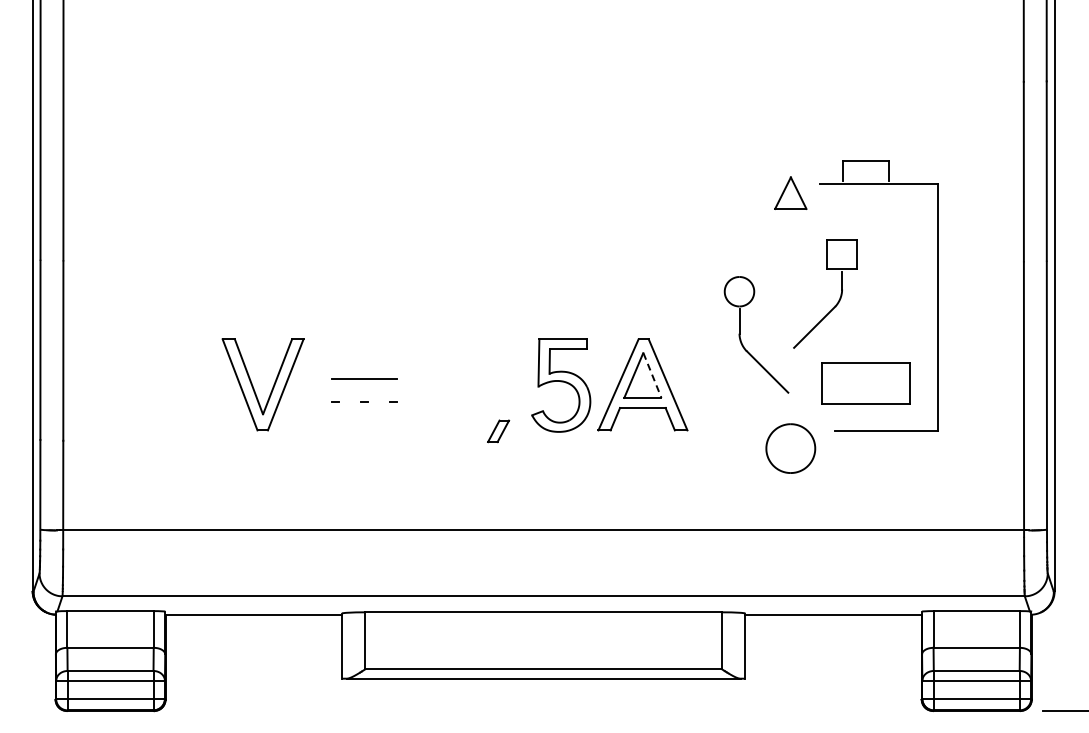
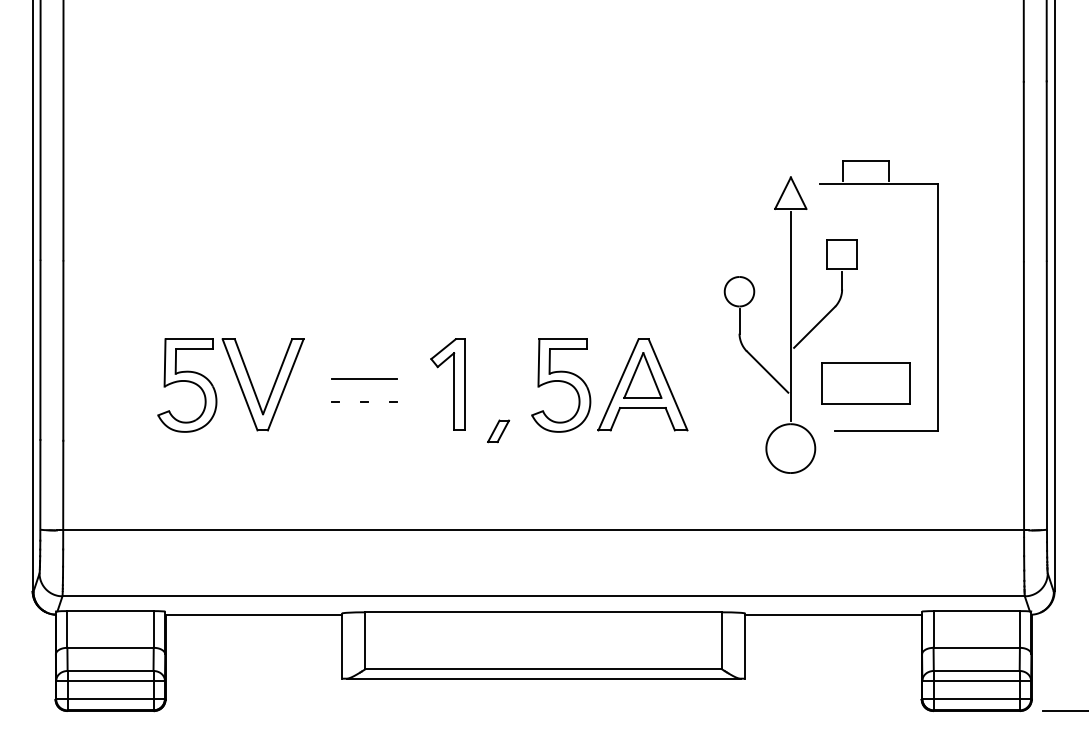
line: none -> present (790, 316)
line: dashed -> solid (652, 376)
part: none -> present (447, 384)
part: none -> present (187, 385)
